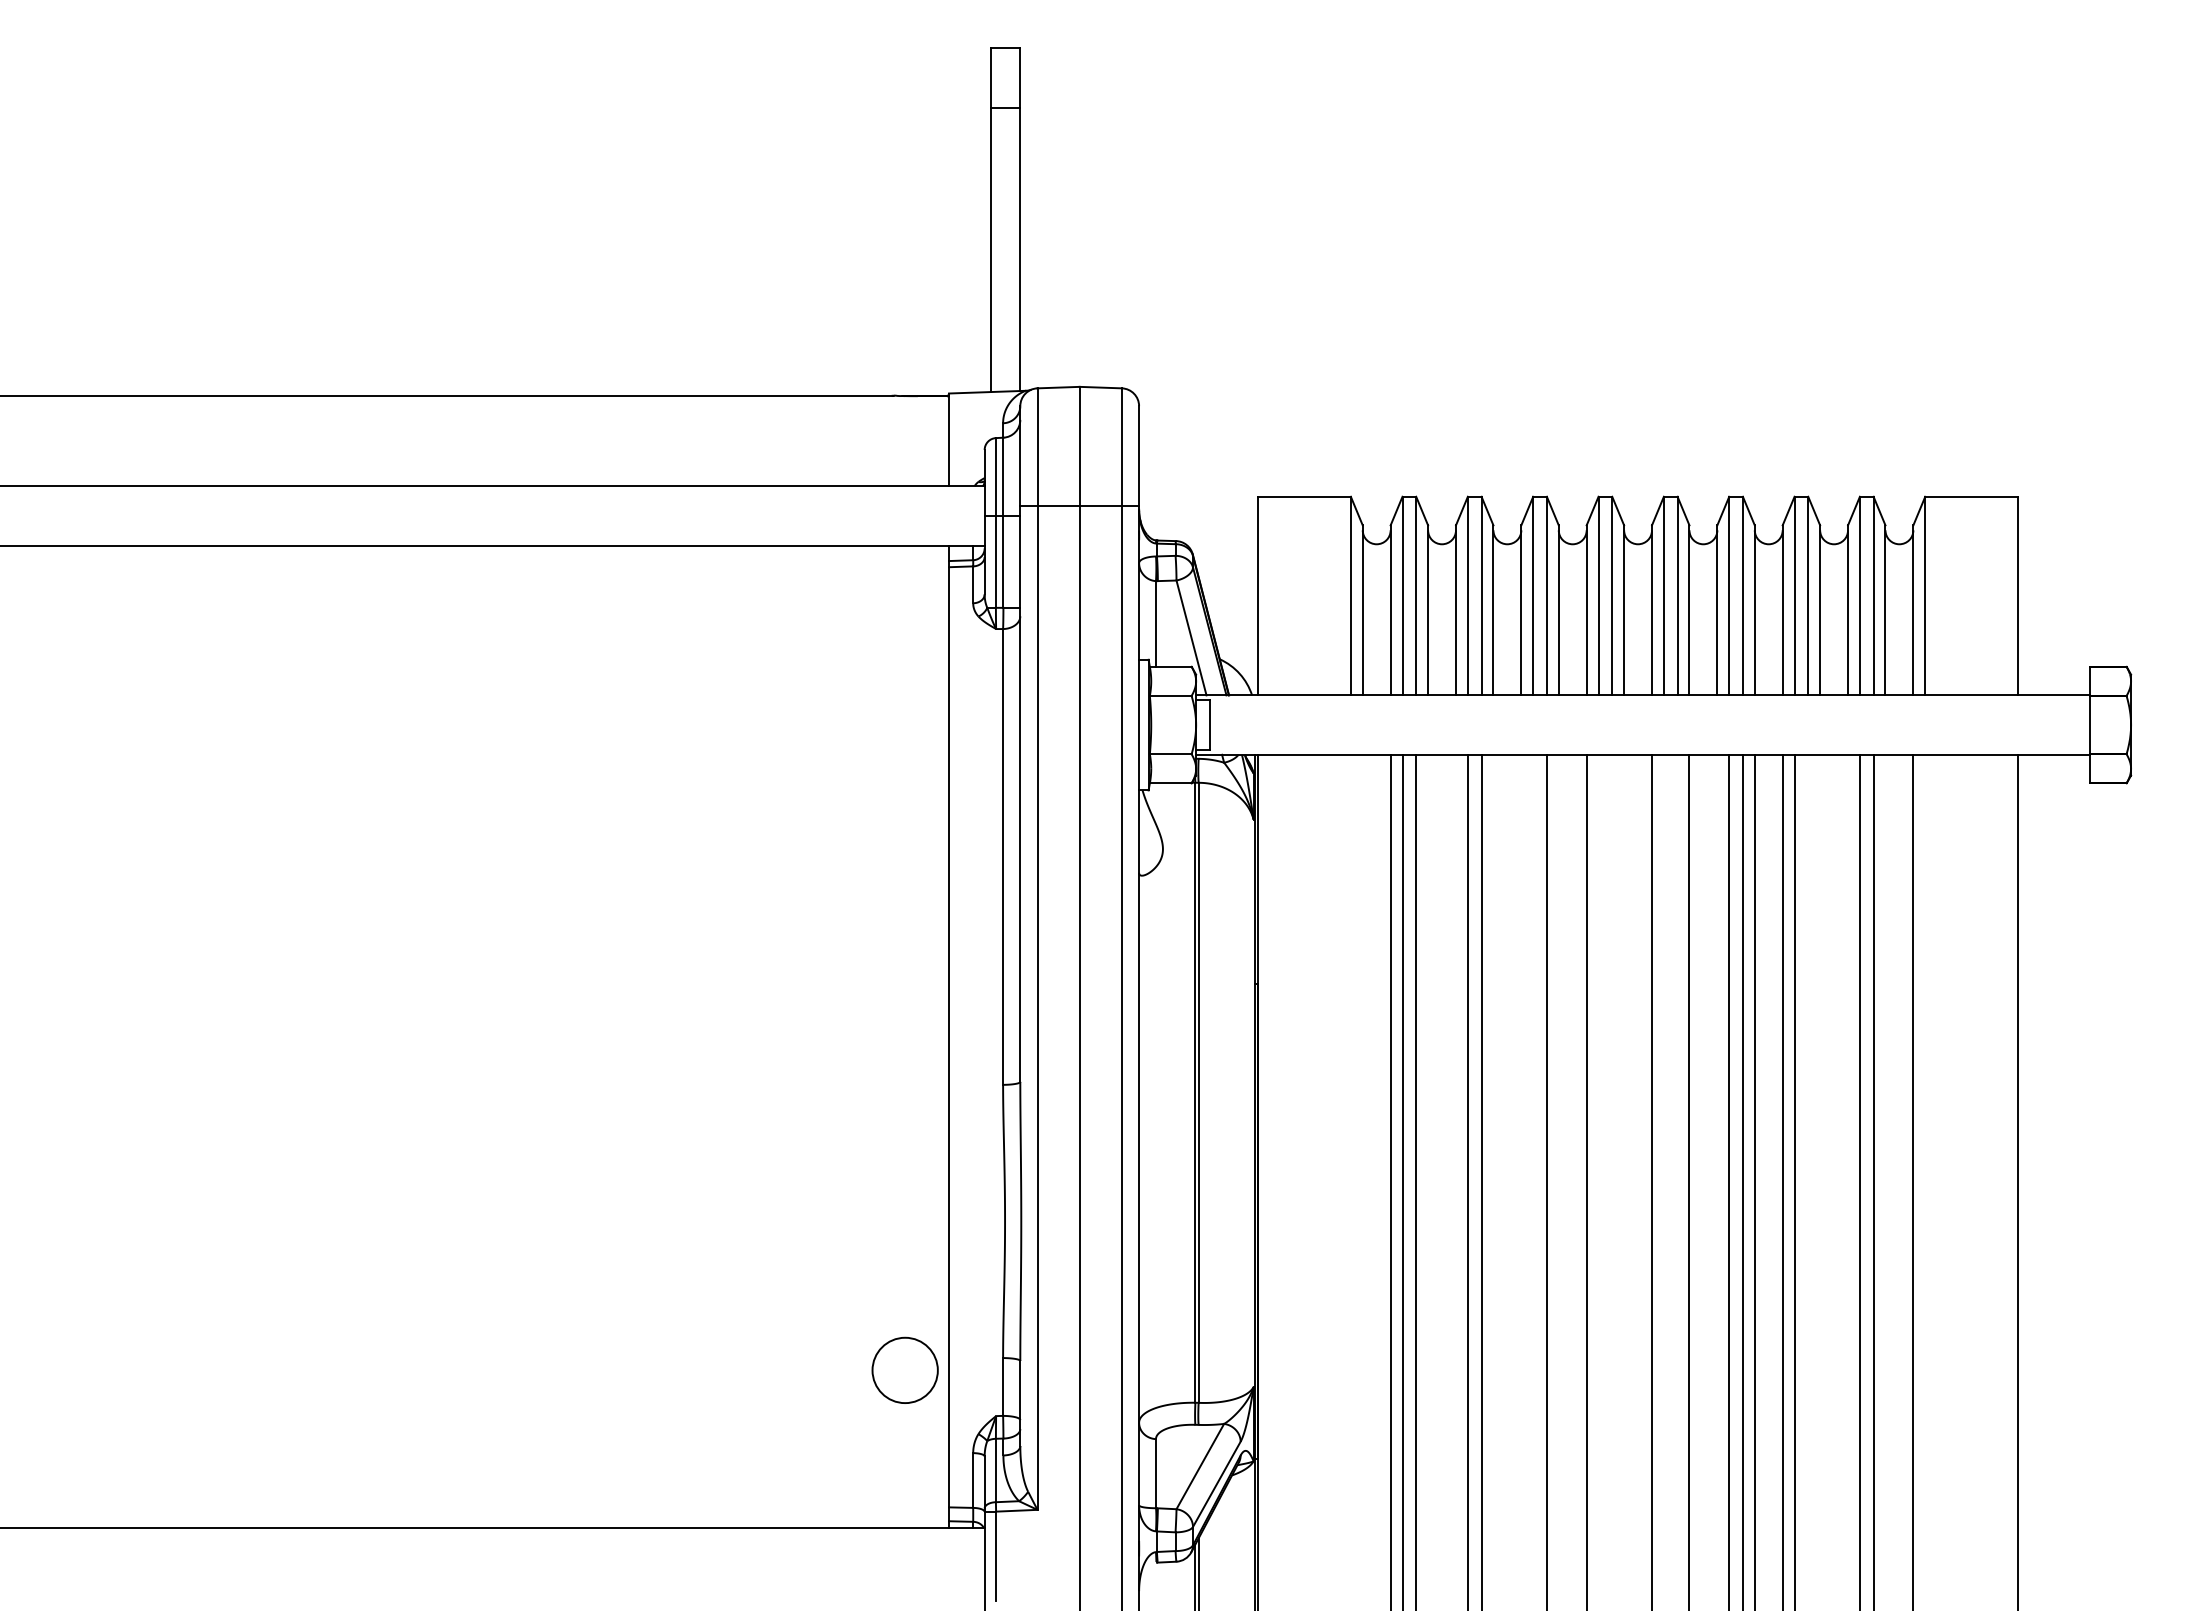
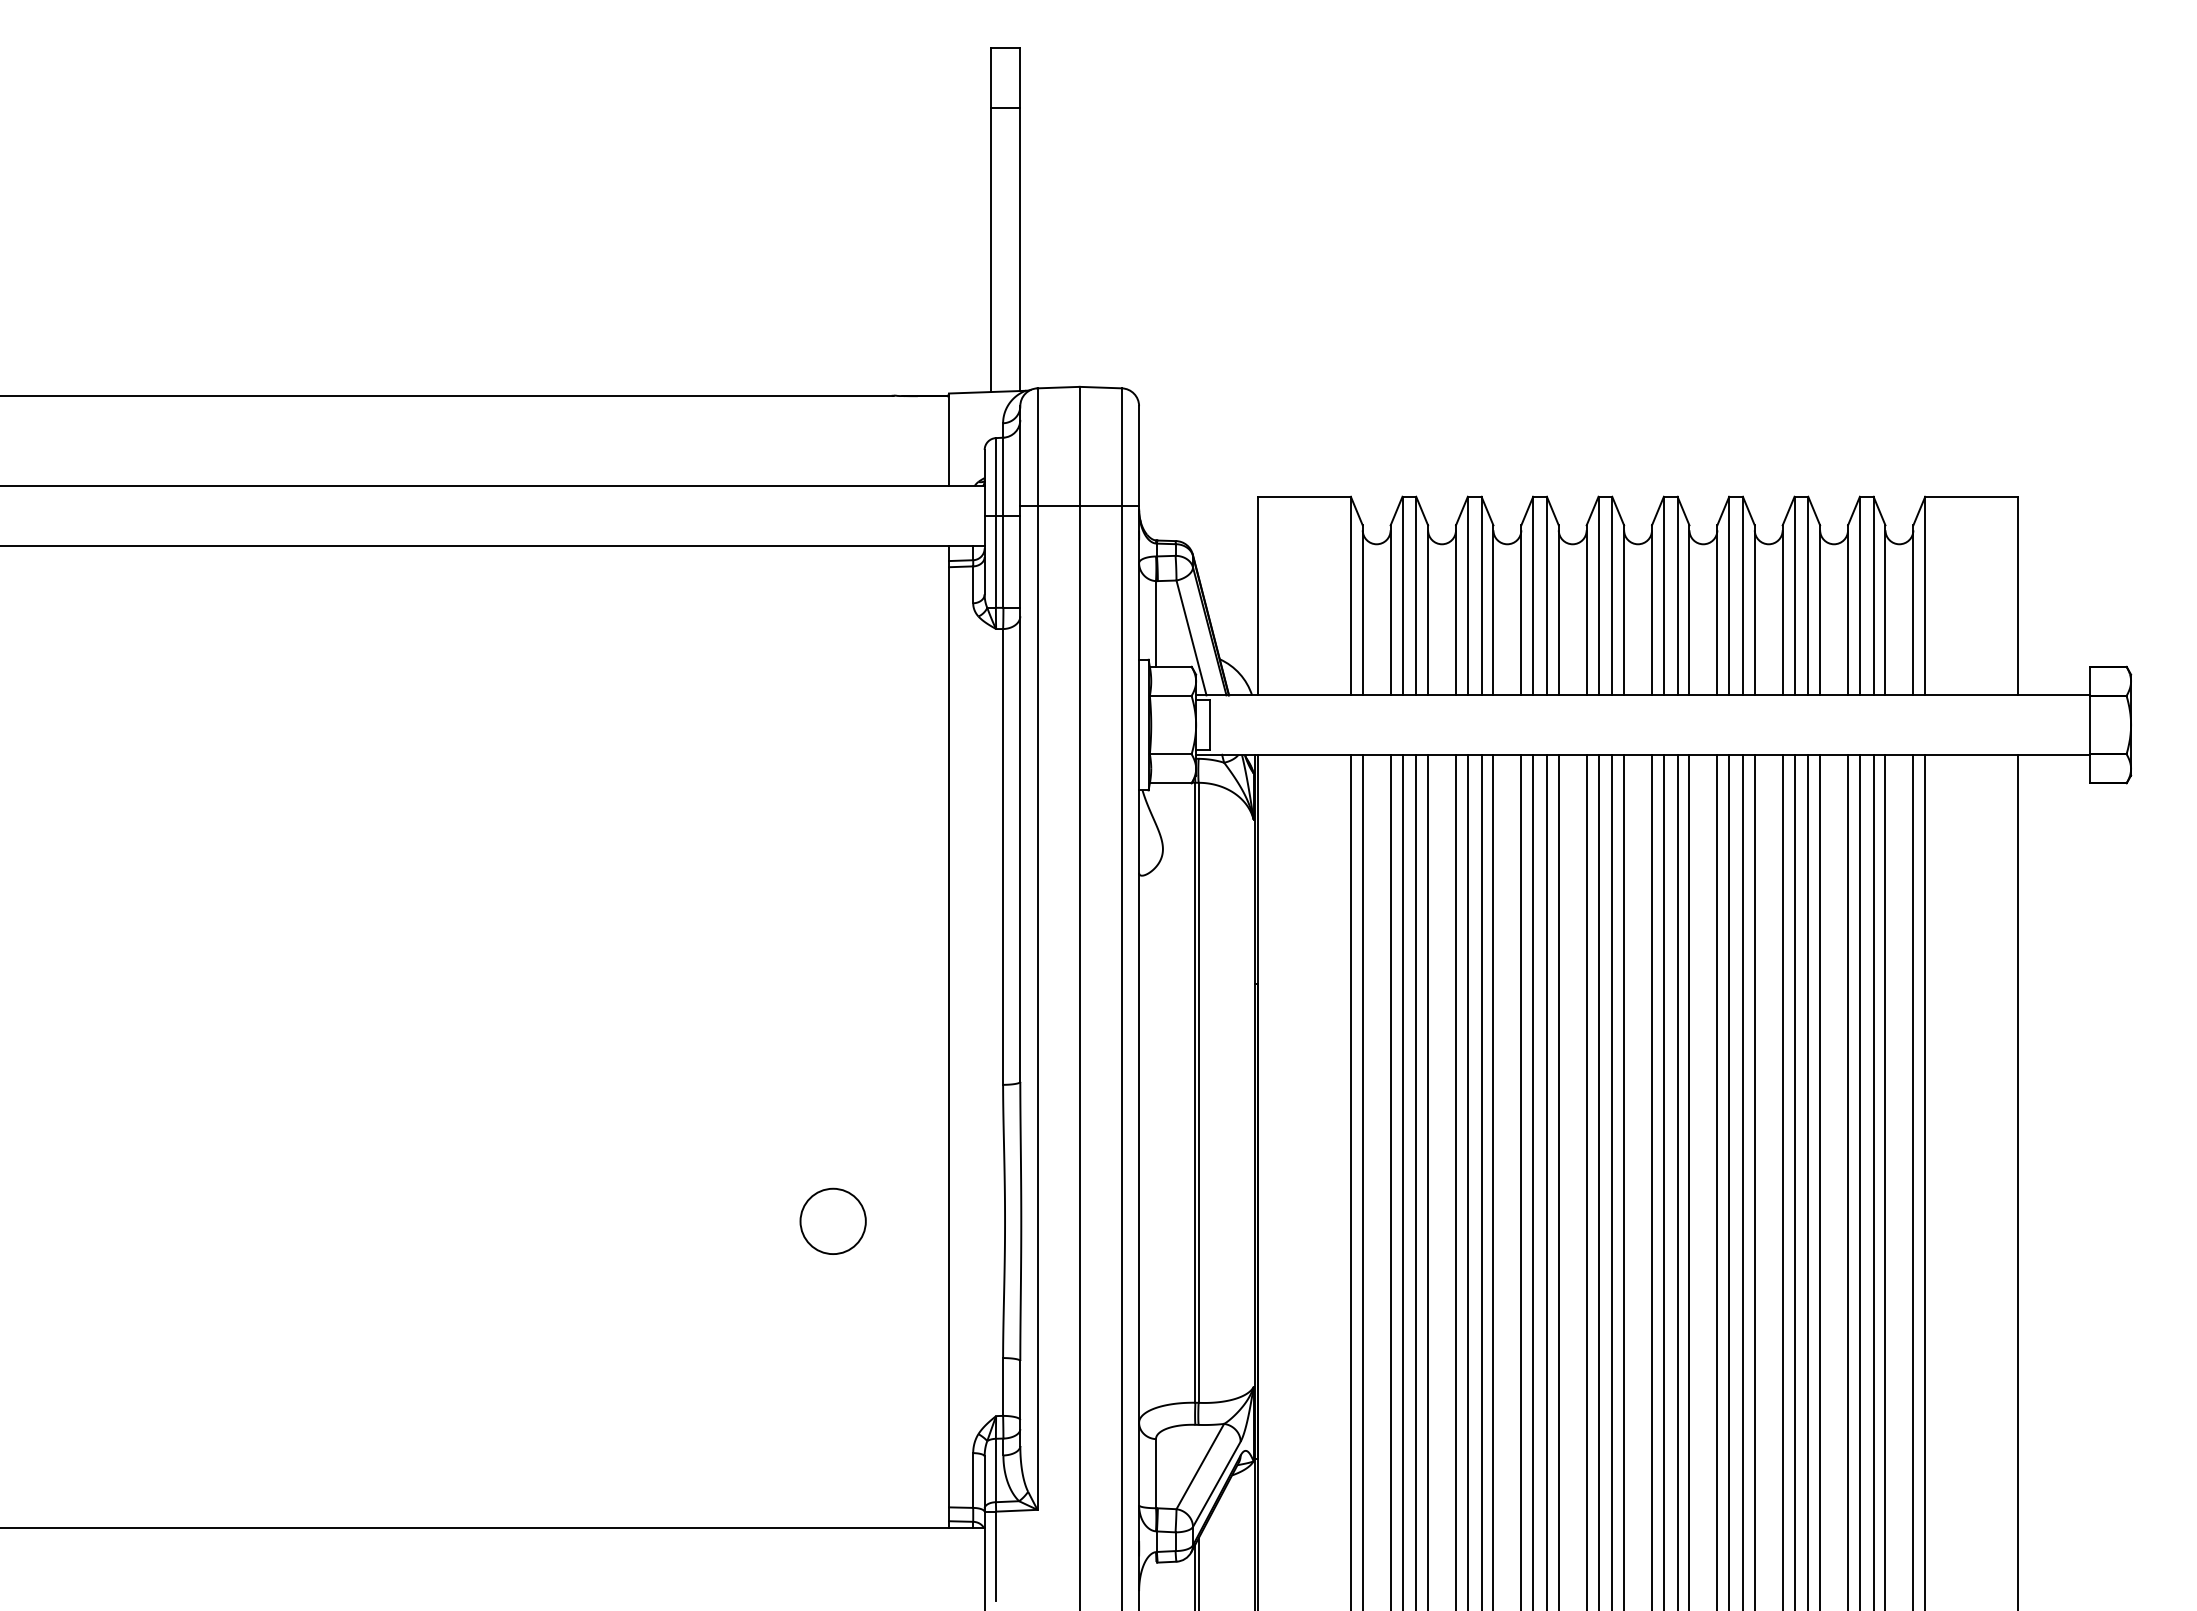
line: none -> present (1350, 1180)
line: none -> present (1362, 1180)
line: none -> present (1428, 1180)
line: none -> present (1456, 1180)
line: none -> present (1493, 1180)
line: none -> present (1521, 1180)
line: none -> present (1533, 1180)
line: none -> present (1558, 1180)
line: none -> present (1598, 1180)
line: none -> present (1612, 1180)
line: none -> present (1624, 1180)
line: none -> present (1663, 1180)
line: none -> present (1677, 1180)
line: none -> present (1717, 1180)
line: none -> present (1808, 1180)
line: none -> present (1820, 1180)
line: none -> present (1848, 1180)
line: none -> present (1885, 1180)
line: none -> present (1925, 1180)
circle position: (904, 1369) -> (832, 1220) (832, 1220)
